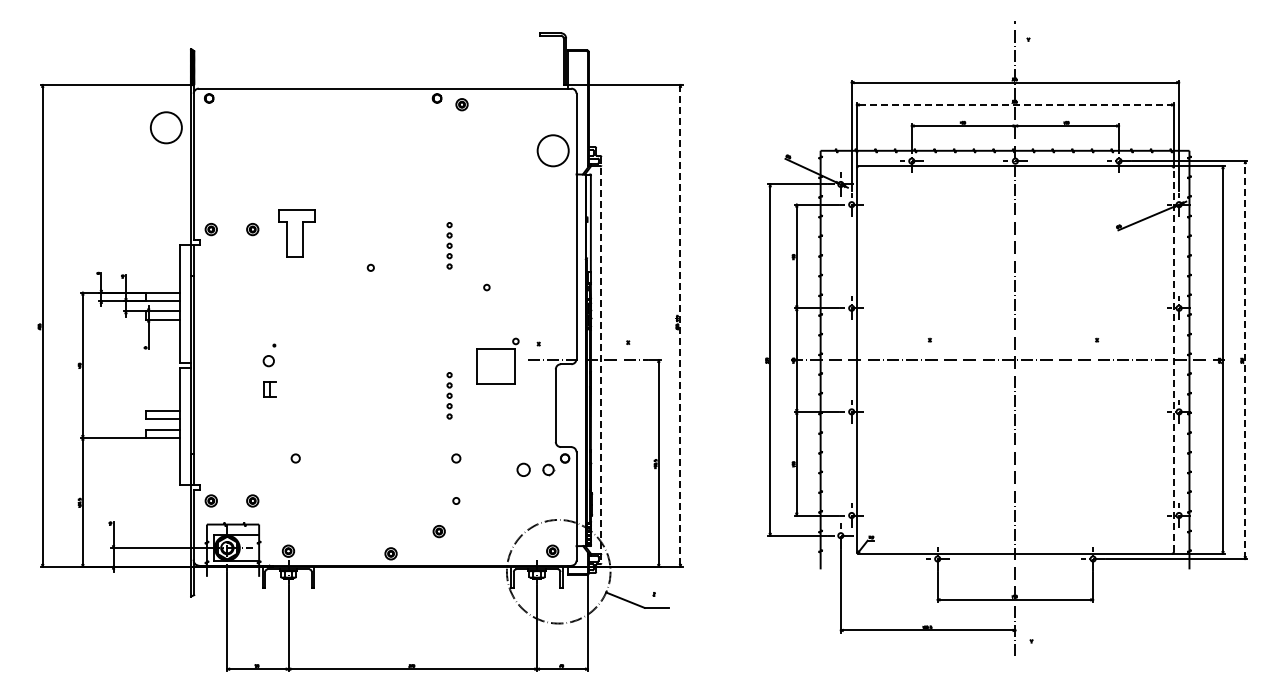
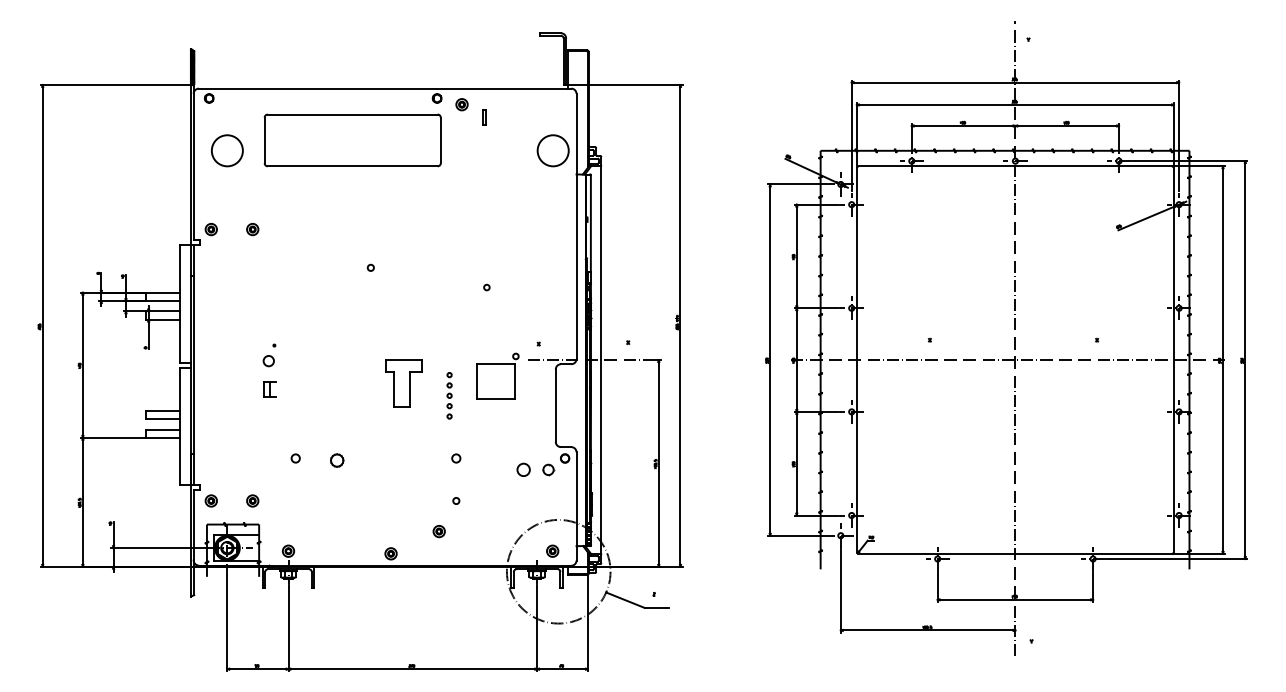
line: dashed -> solid (1015, 104)
part: none -> present (484, 117)
circle position: (166, 127) -> (227, 150) (227, 150)
part: none -> present (352, 140)
part position: (296, 233) -> (403, 383) (403, 383)
part: present -> none (449, 245)
line: dashed -> solid (680, 325)
part position: (497, 360) -> (497, 375) (497, 375)
line: dashed -> solid (601, 360)
line: dashed -> solid (1173, 360)
line: dashed -> solid (1245, 360)
part: none -> present (337, 460)
